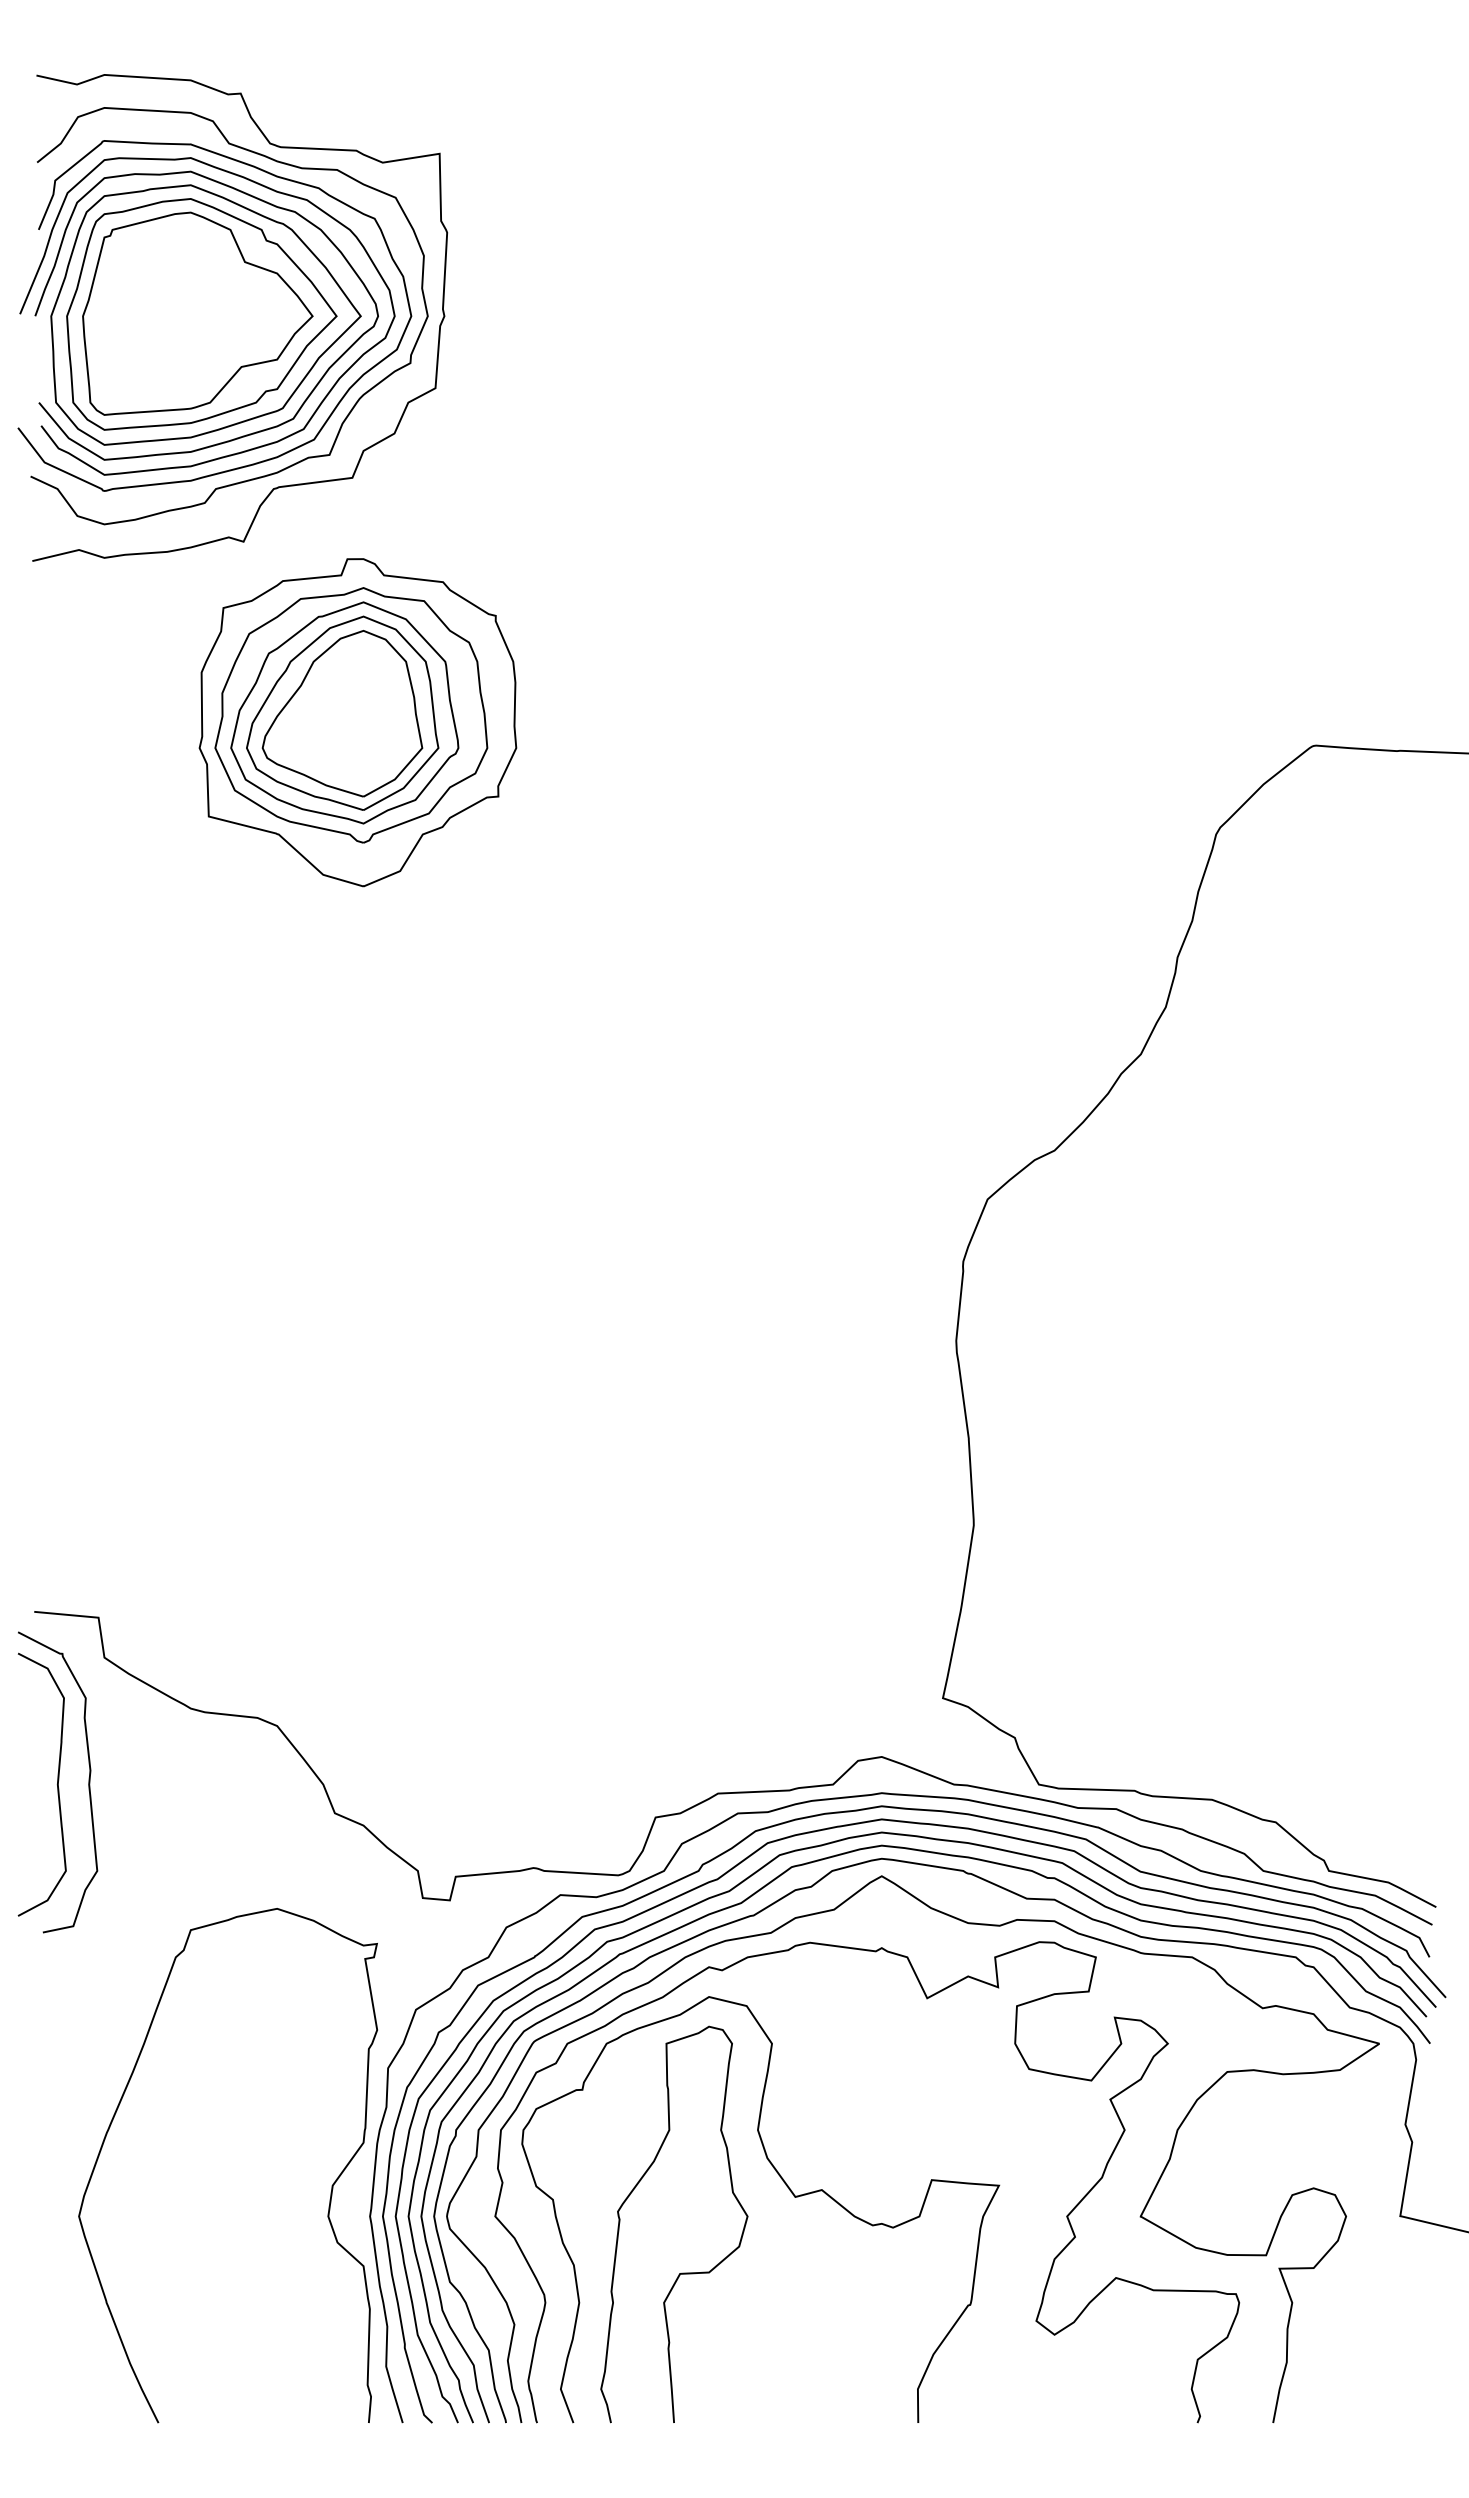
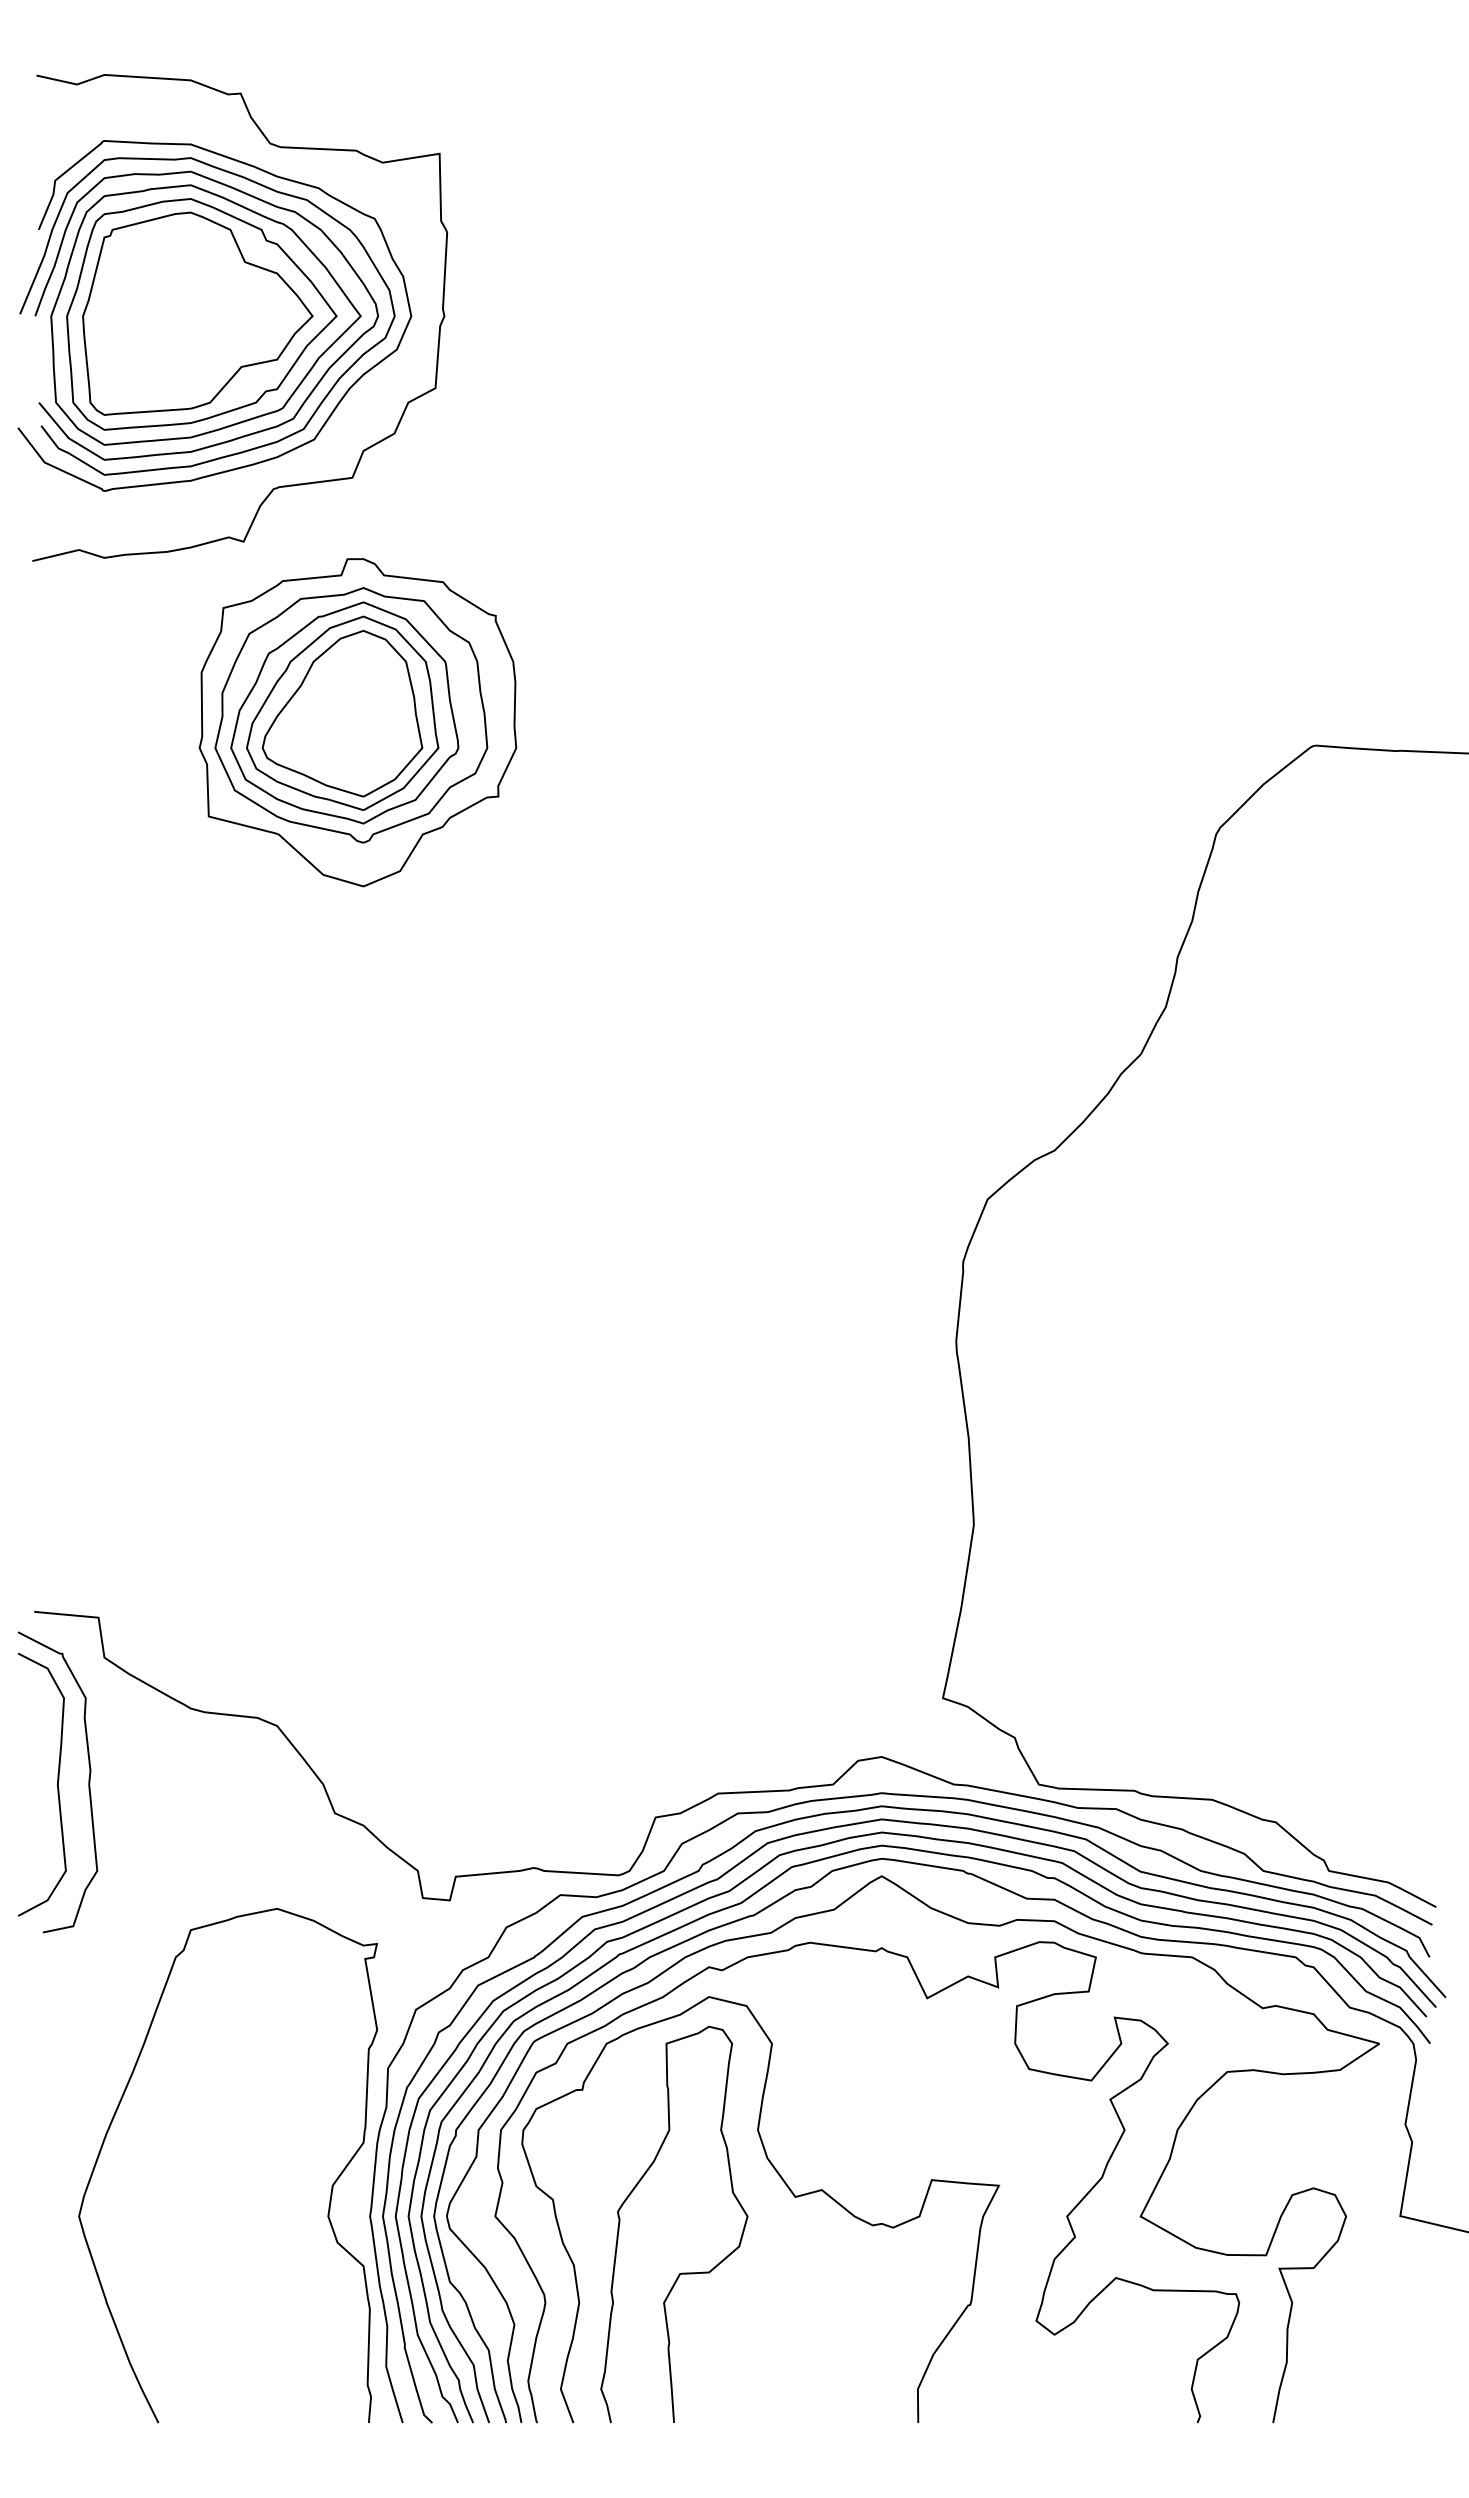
curve: present -> none (355, 402)
